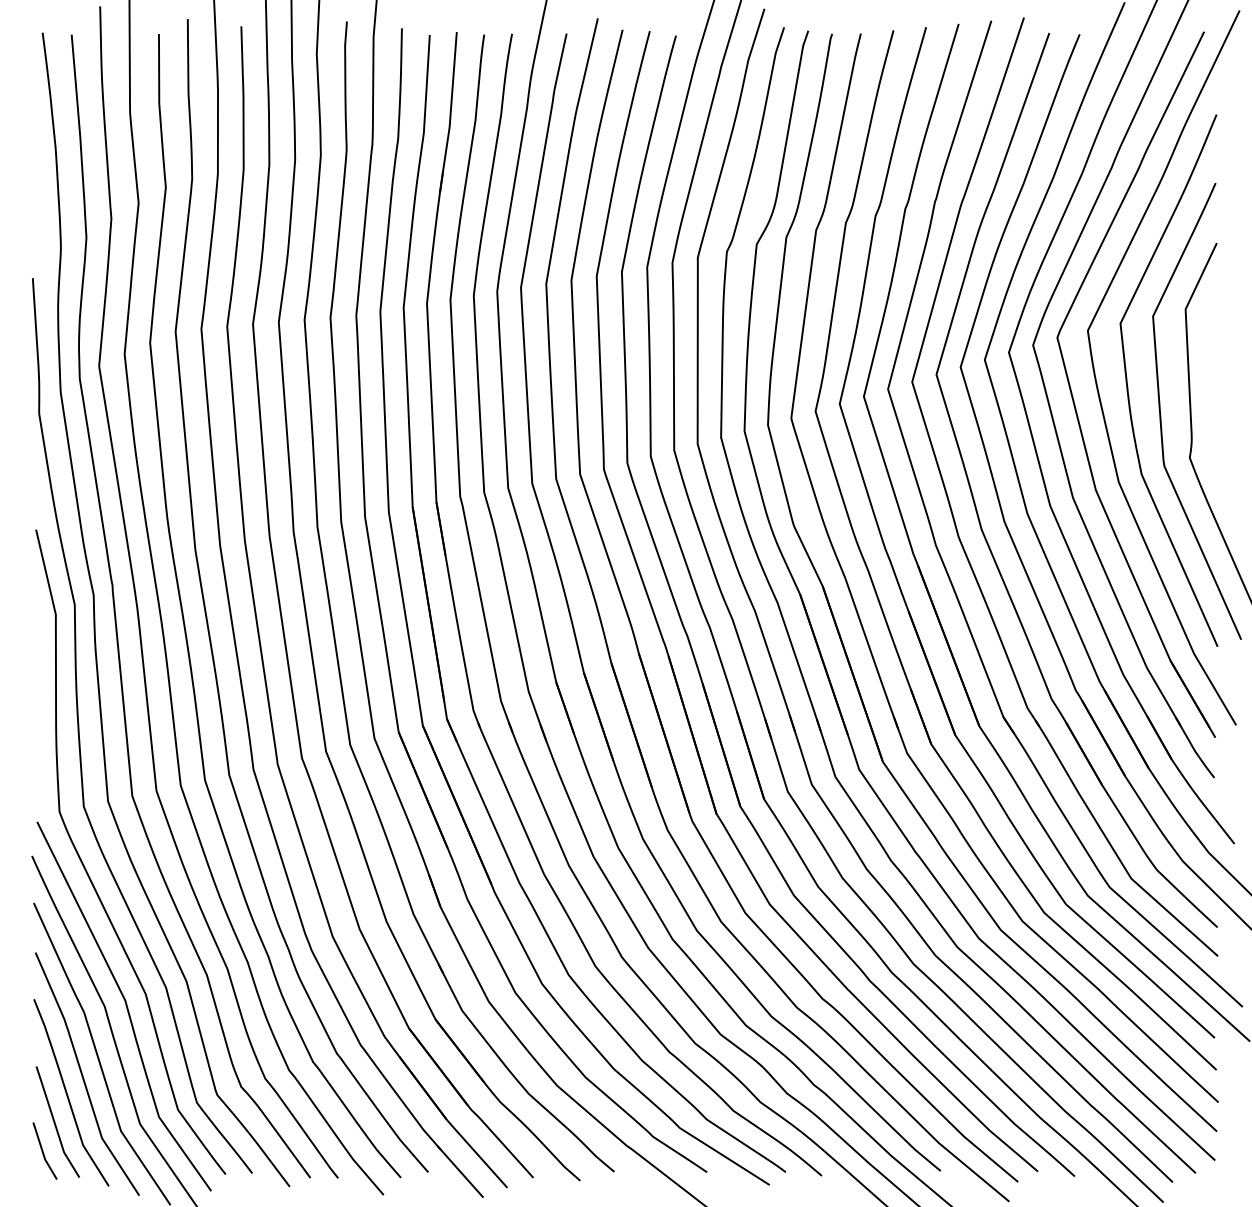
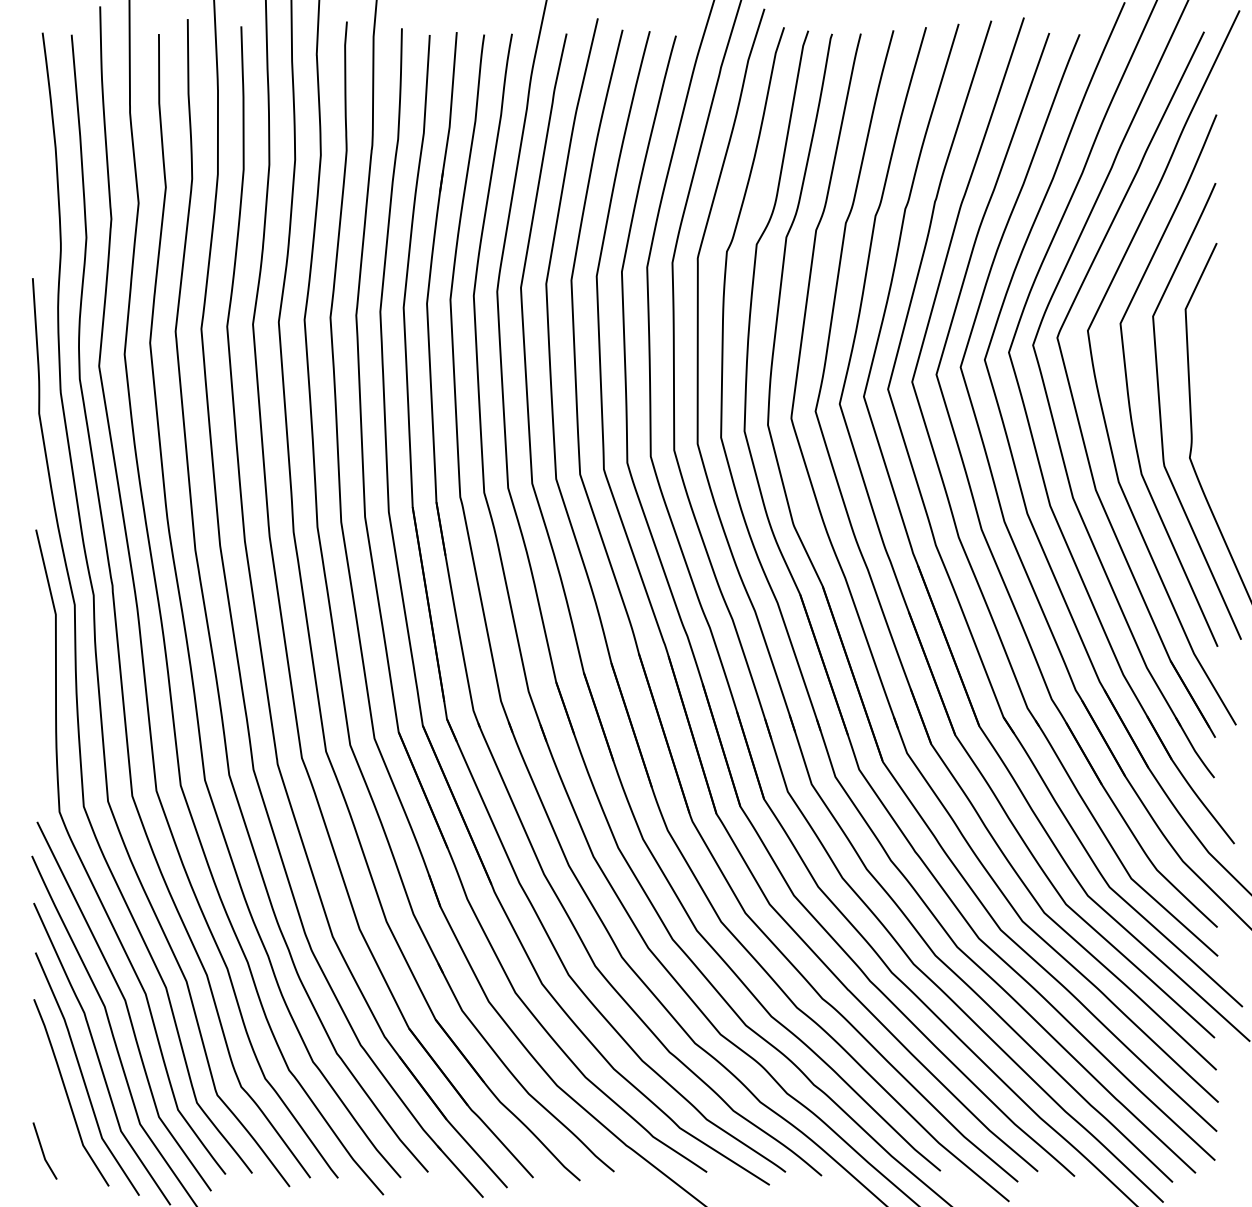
curve: present -> none (55, 1121)
